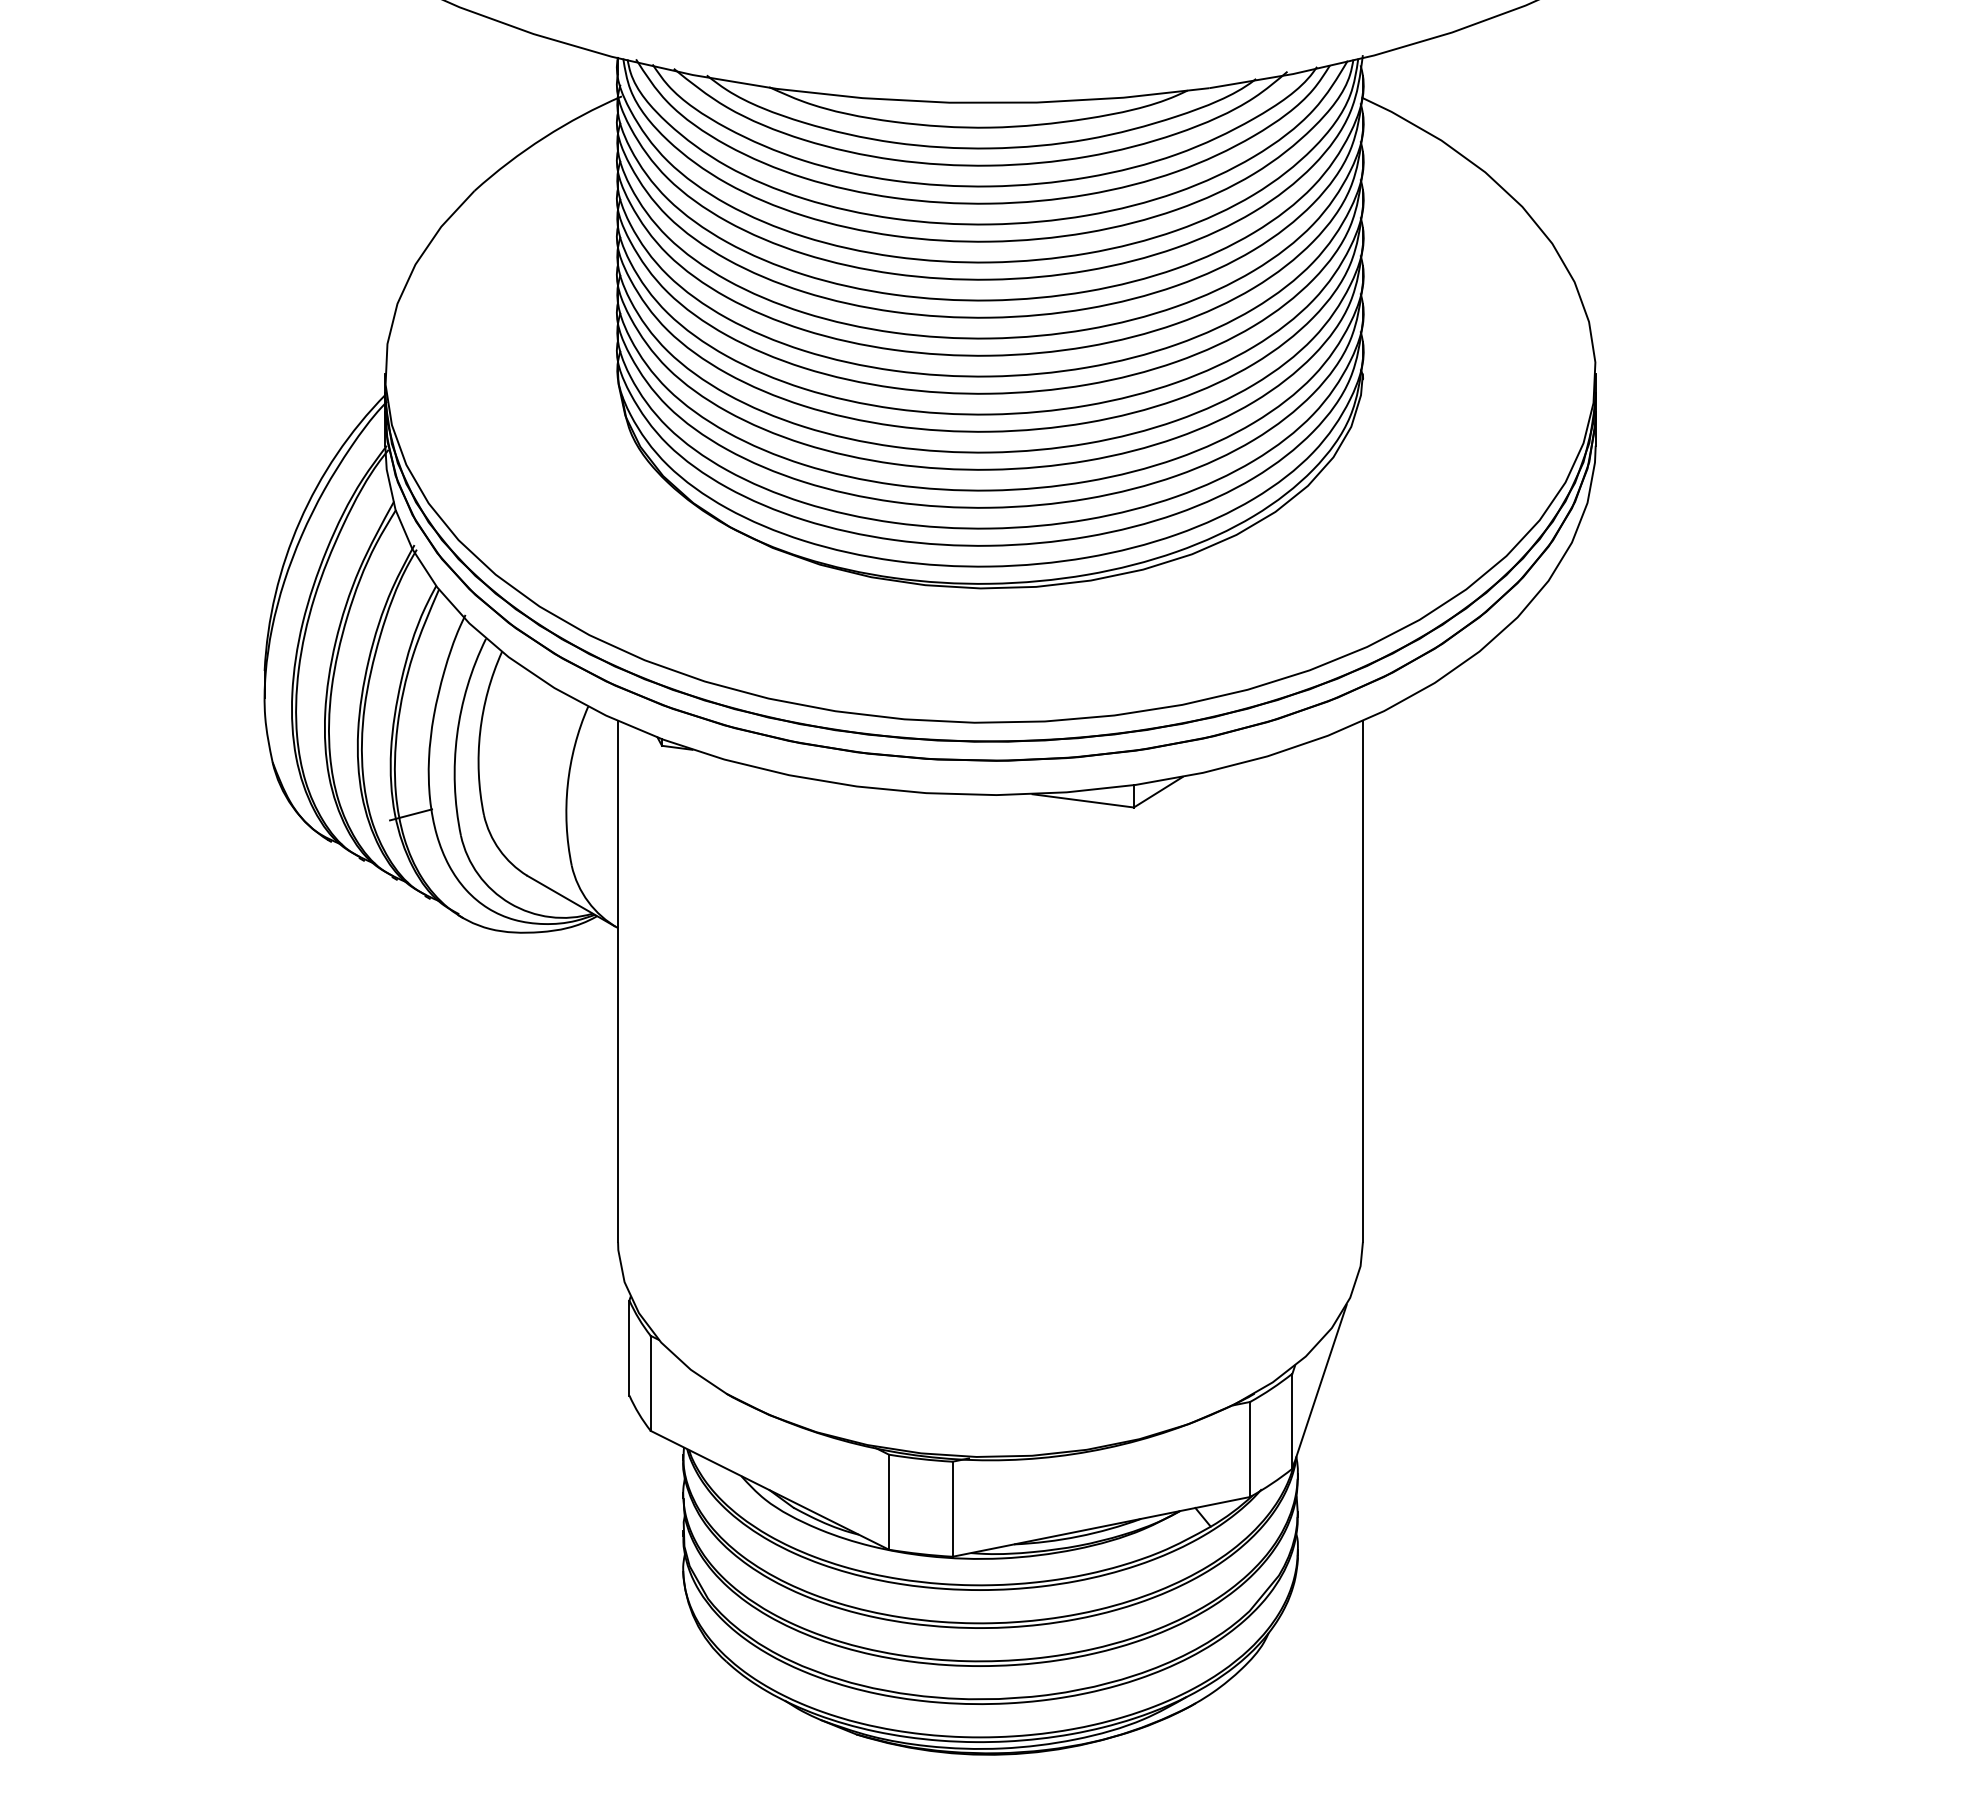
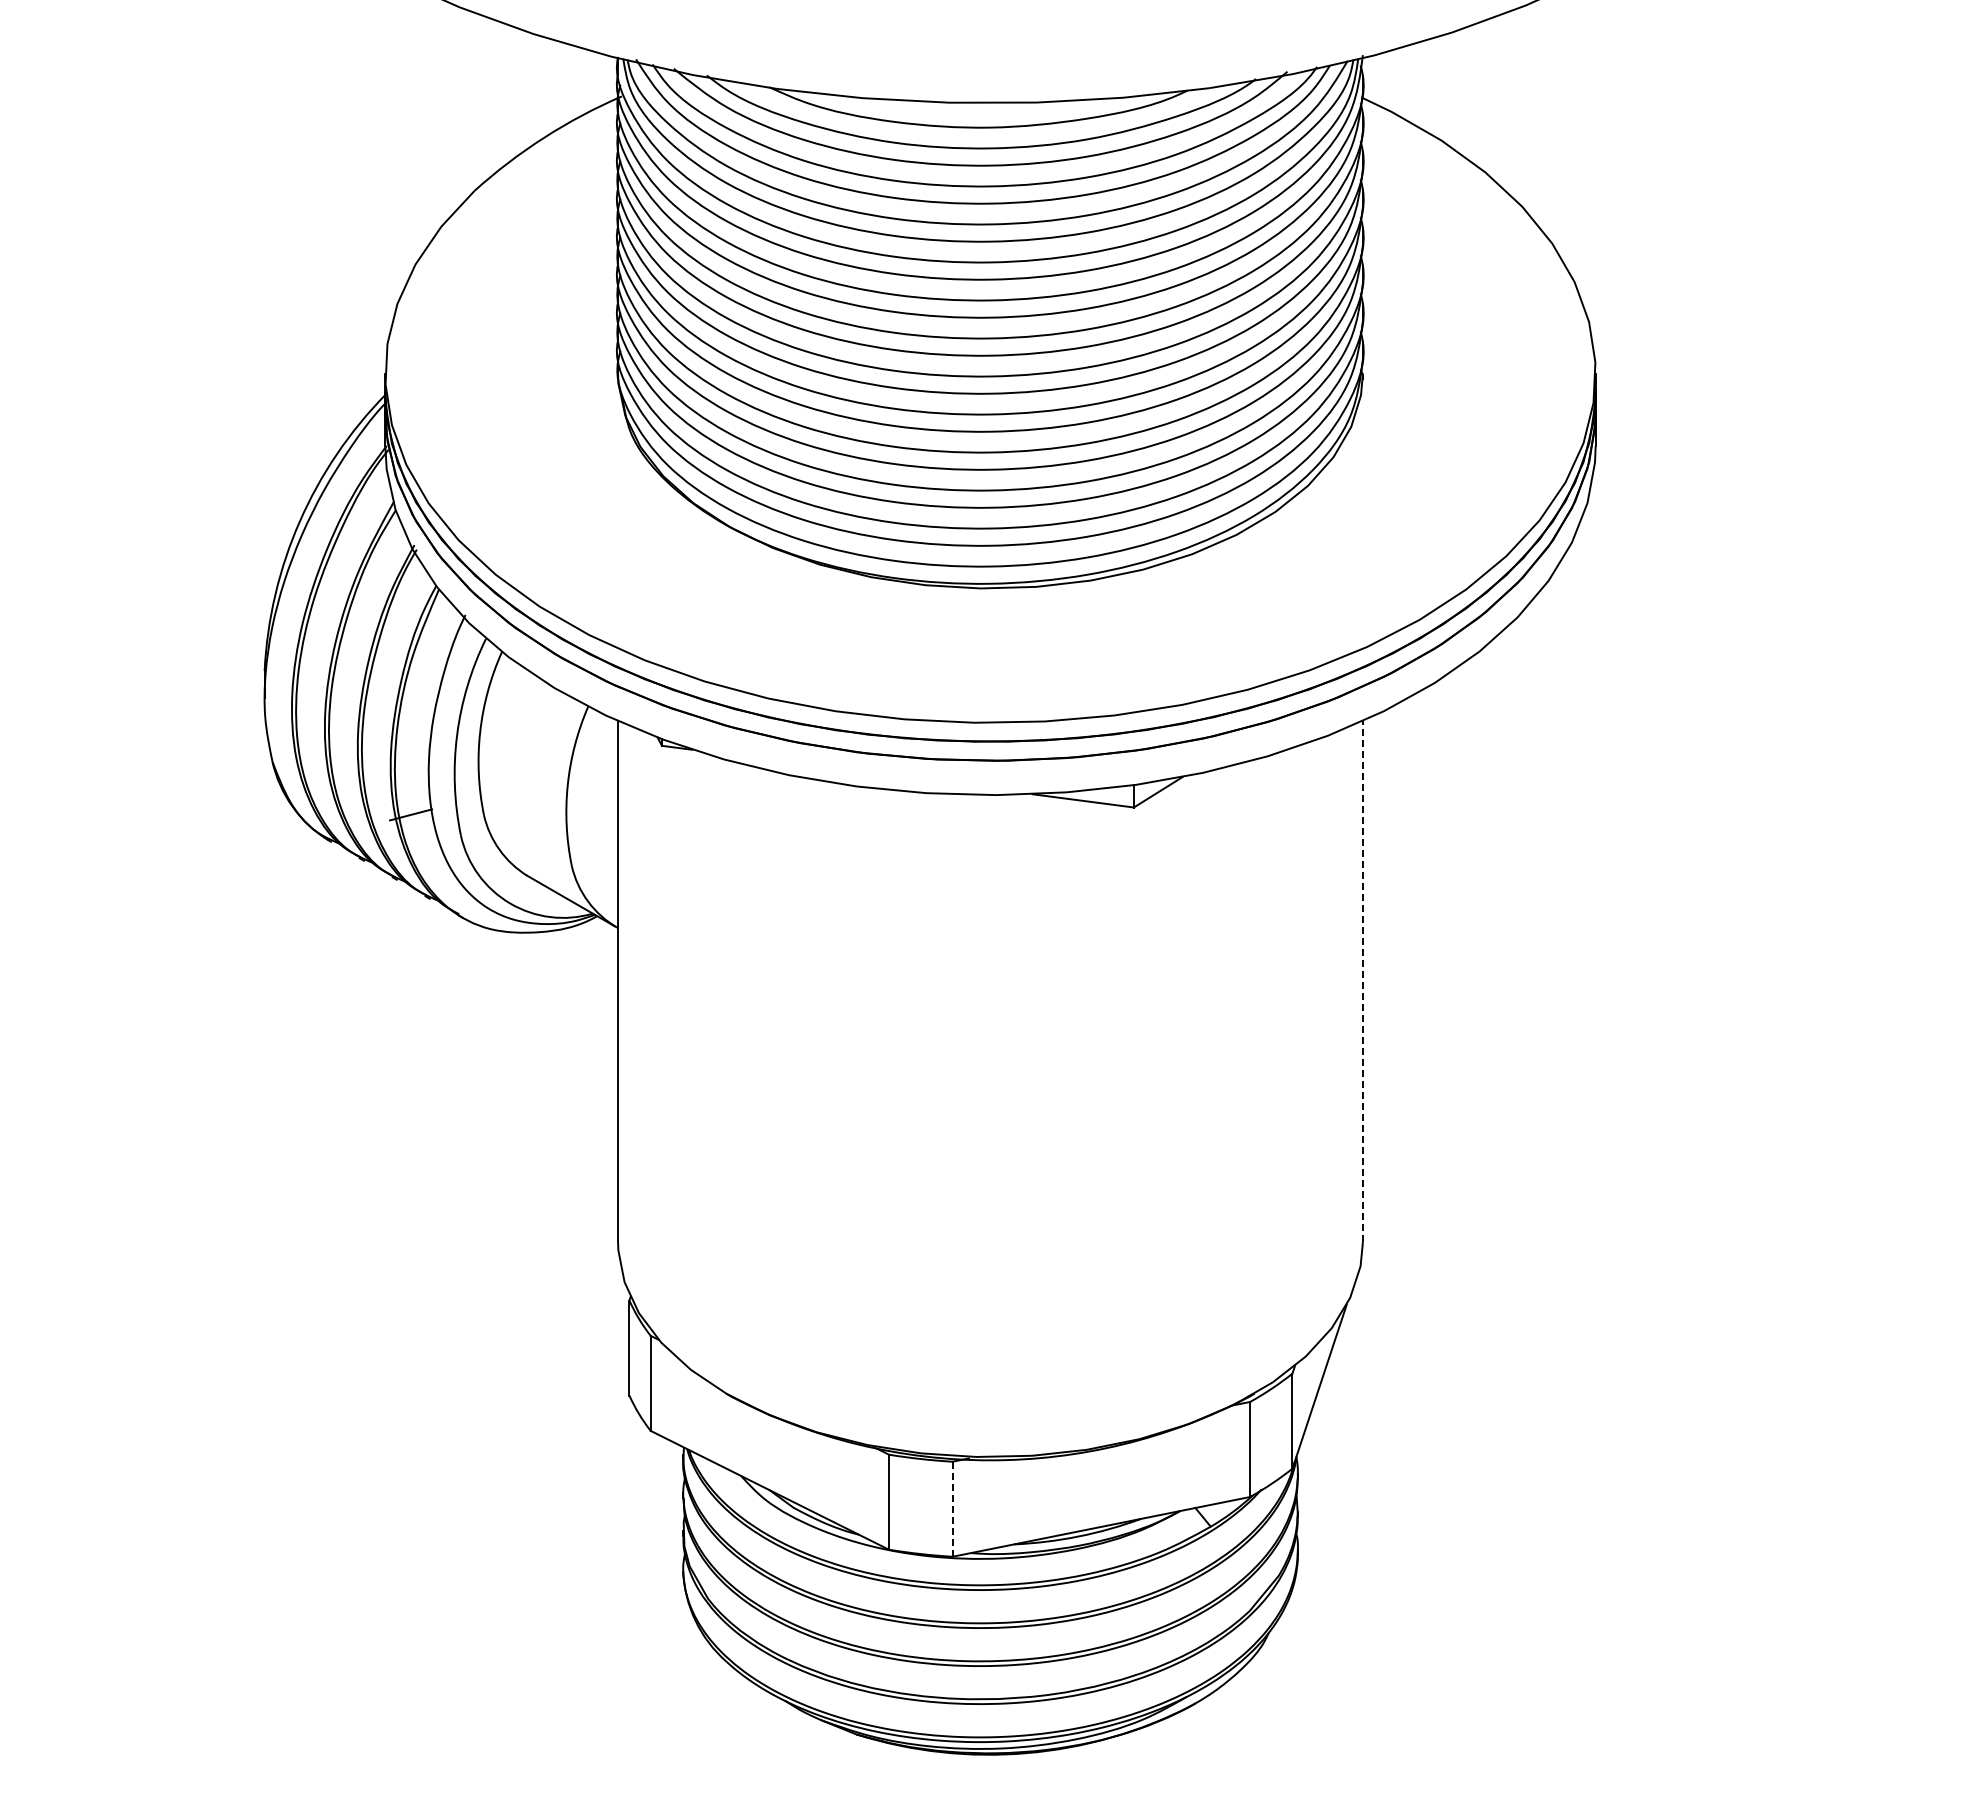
line: solid -> dashed (1362, 981)
line: solid -> dashed (952, 1509)
